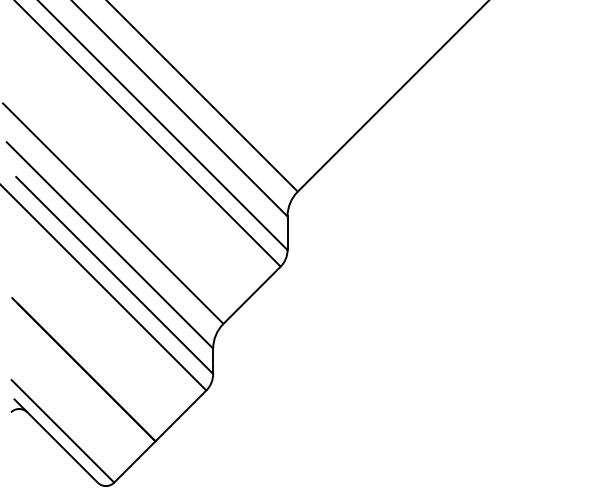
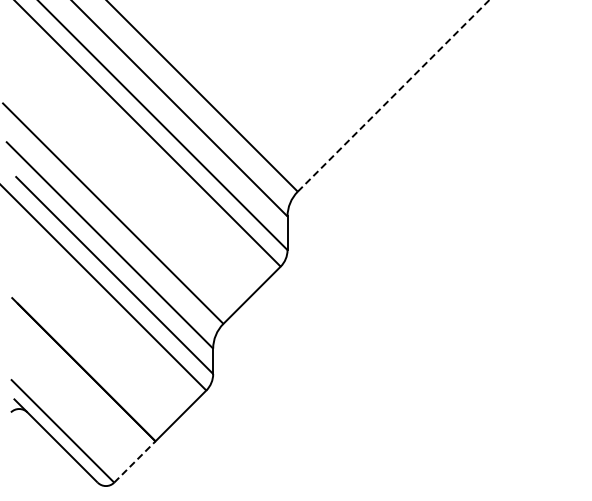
line: solid -> dashed (393, 95)
line: solid -> dashed (135, 461)
